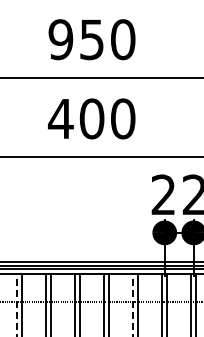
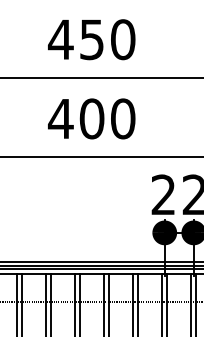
text: 950 -> 450 (60, 39)
line: dashed -> solid (16, 305)
line: dashed -> solid (133, 305)
